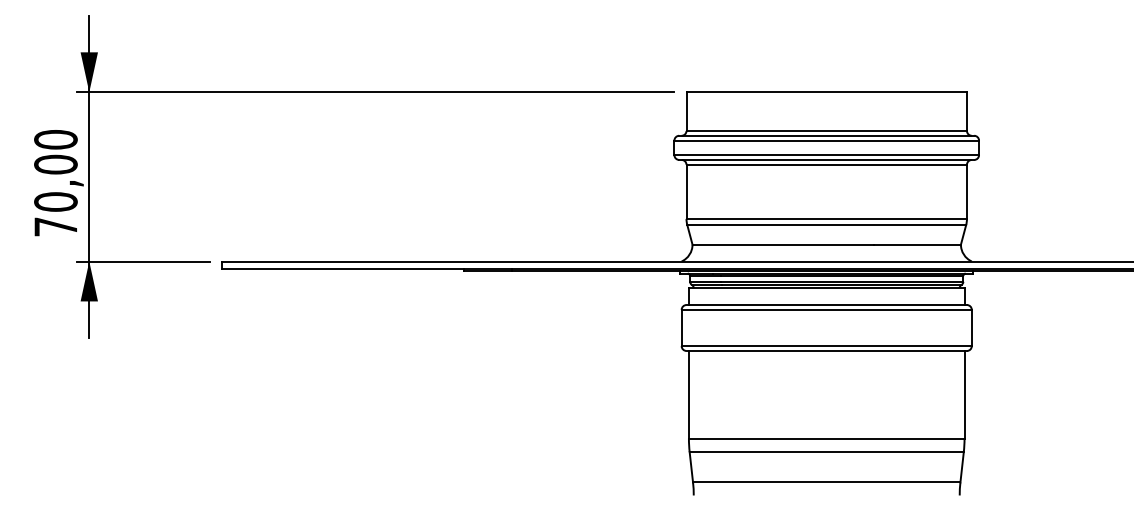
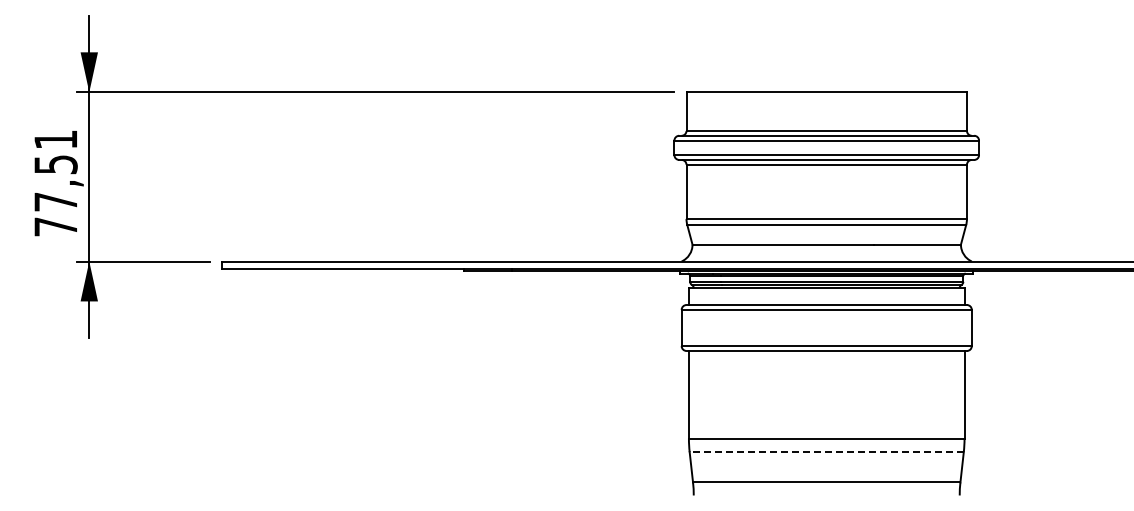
text: 70,00 -> 77,51 (55, 170)
line: solid -> dashed (826, 452)
